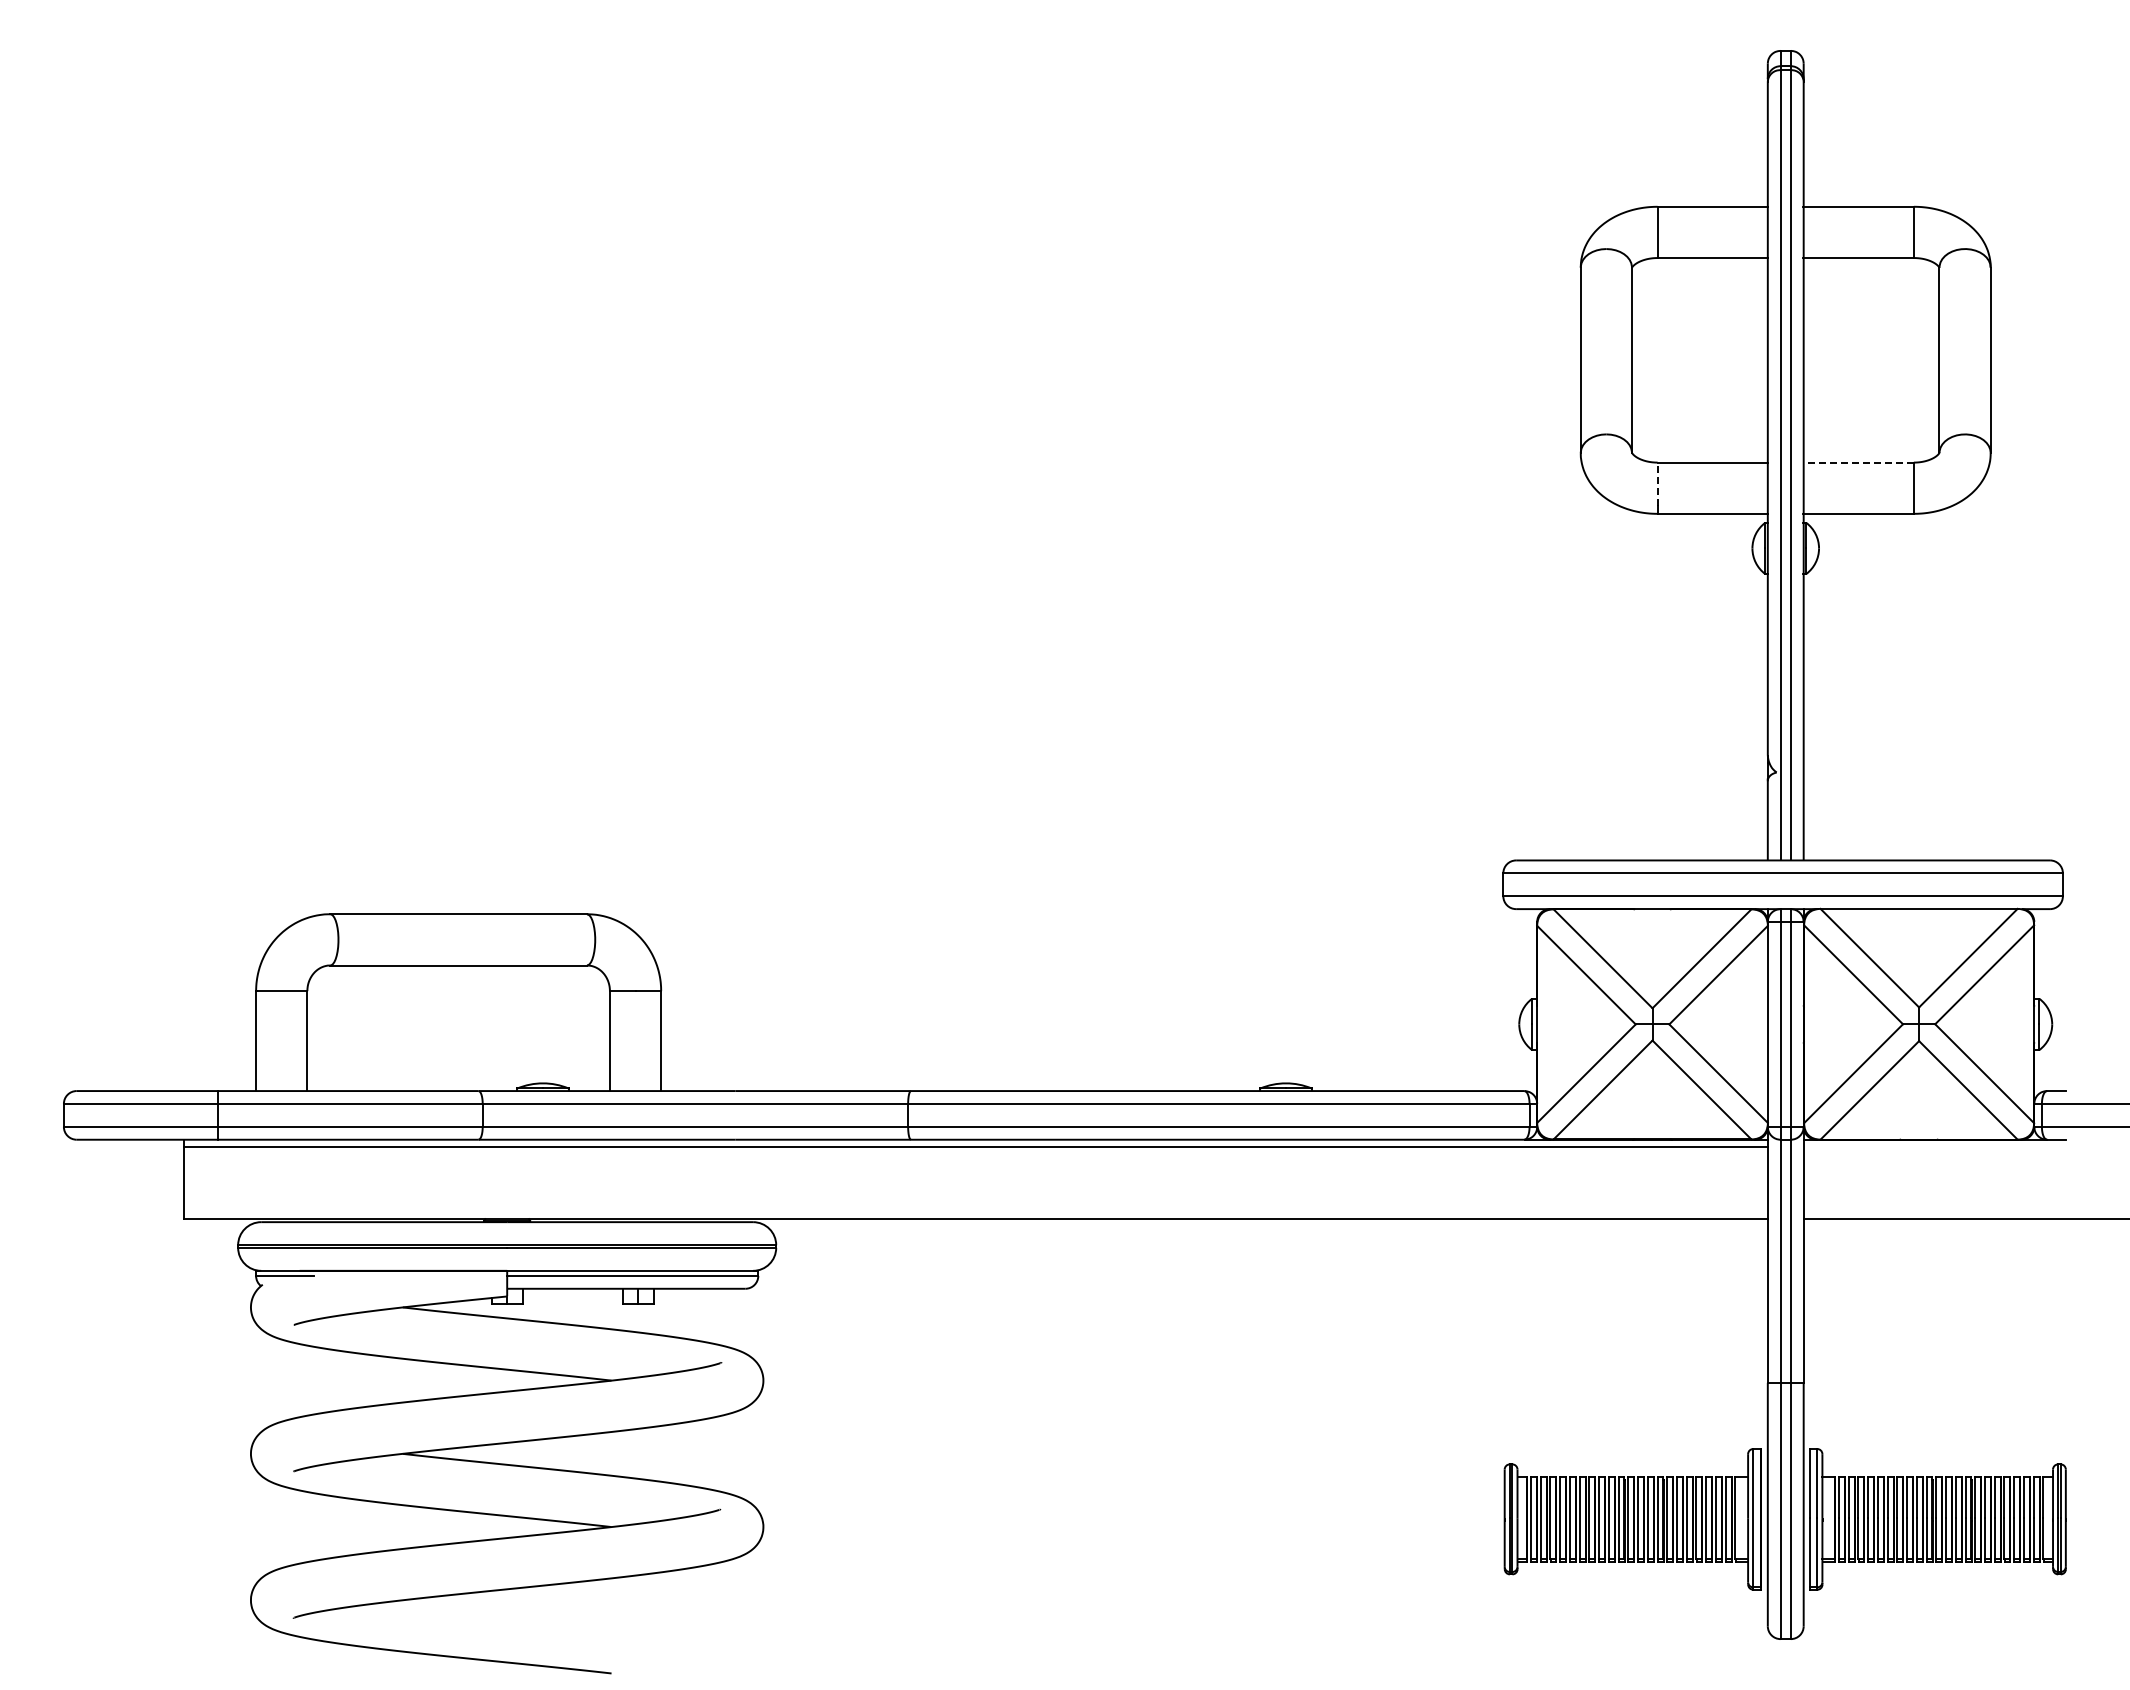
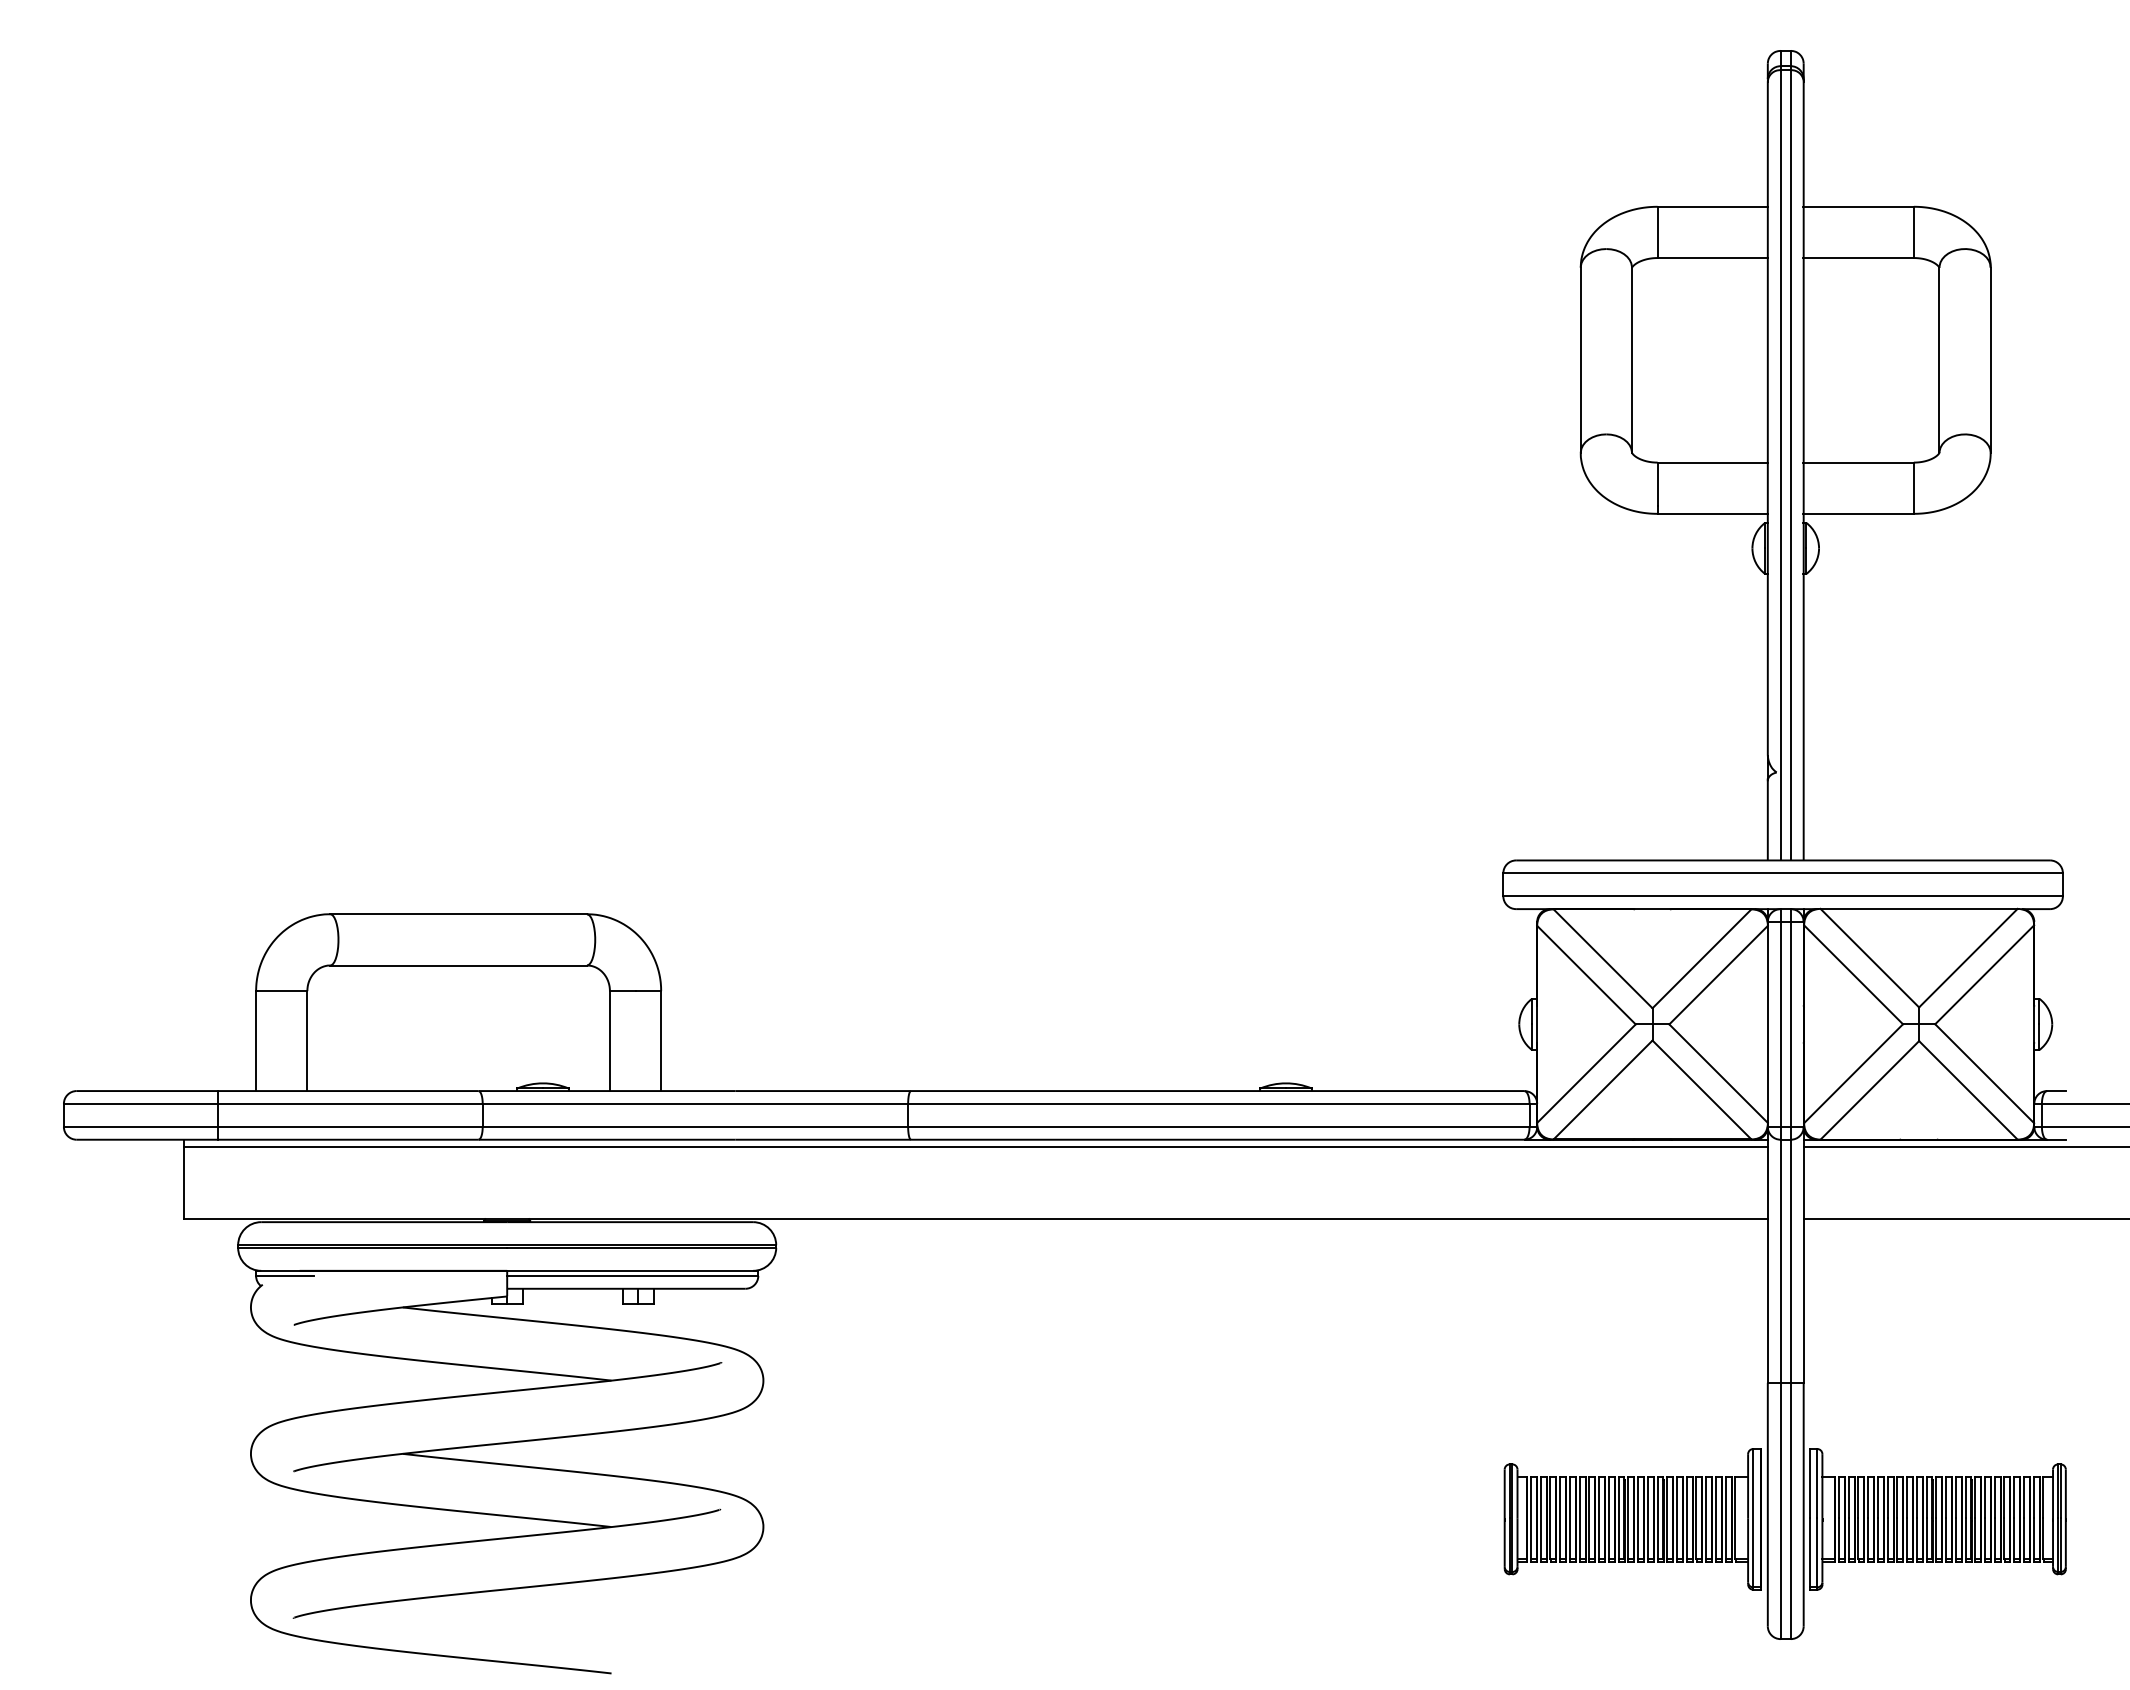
line: dashed -> solid (1858, 462)
line: dashed -> solid (1657, 484)
line: none -> present (1964, 1147)
